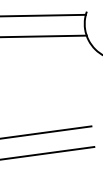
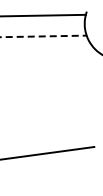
line: solid -> dashed (43, 36)
line: present -> none (46, 132)
